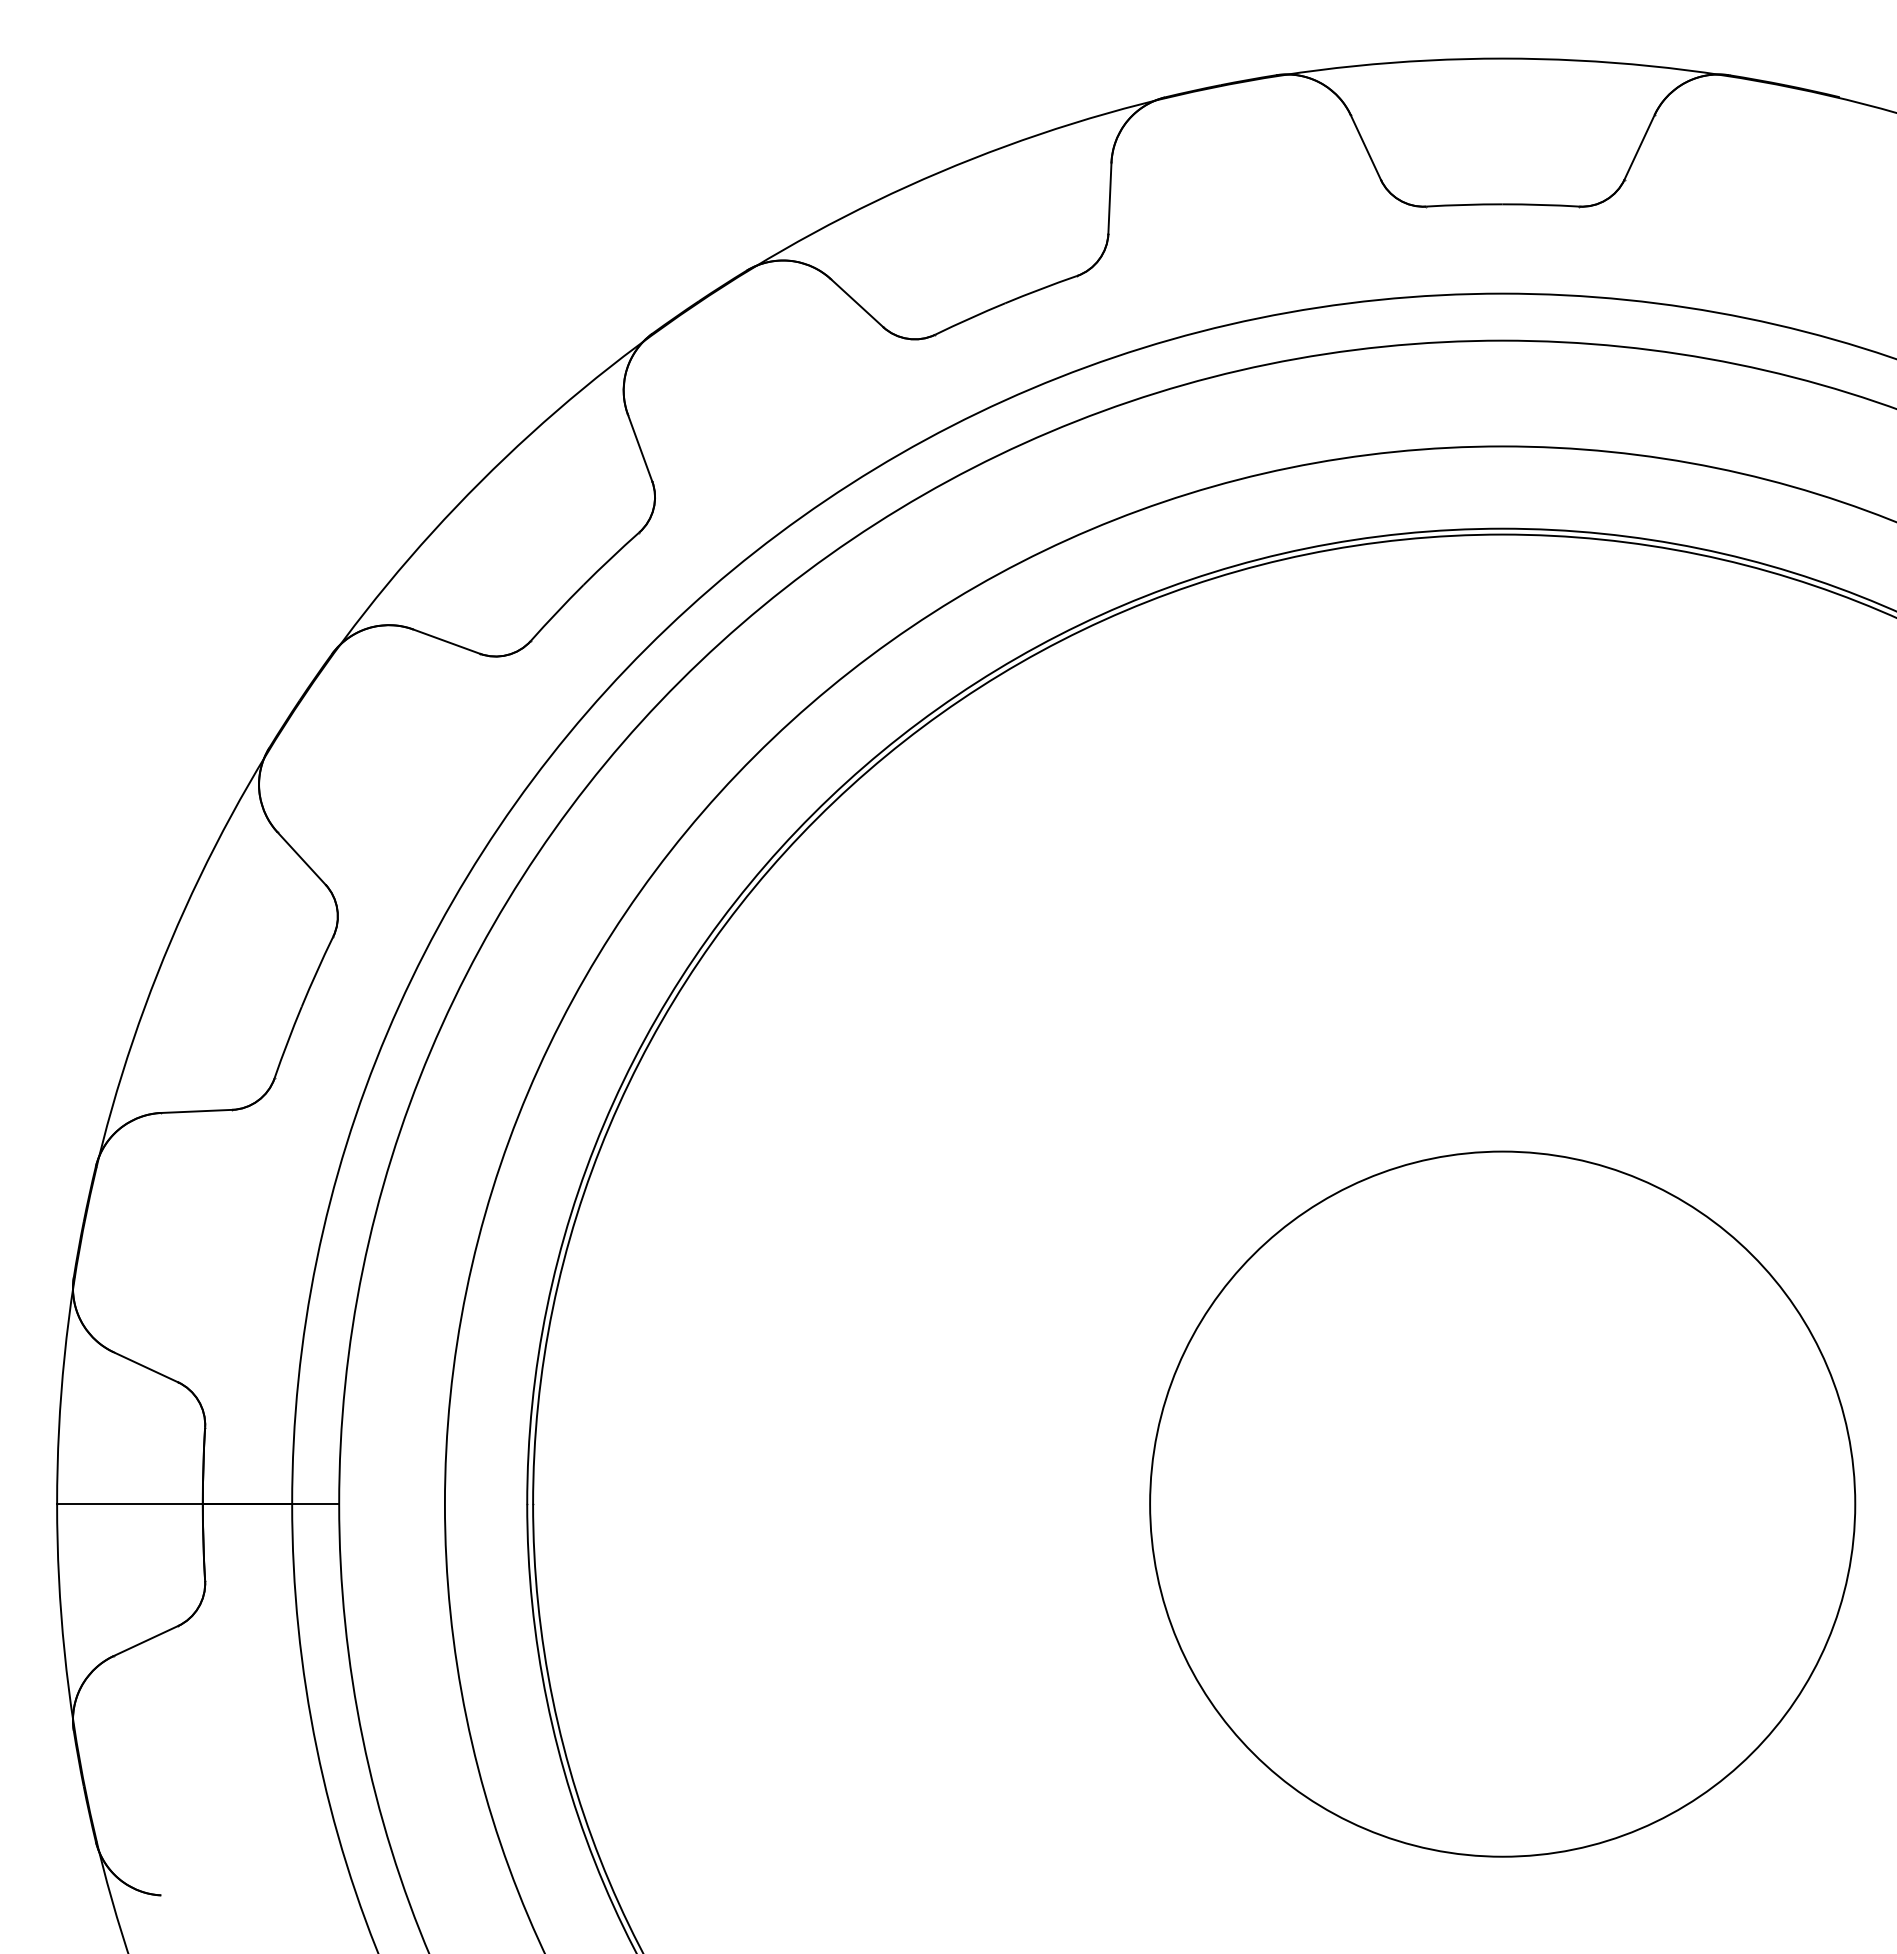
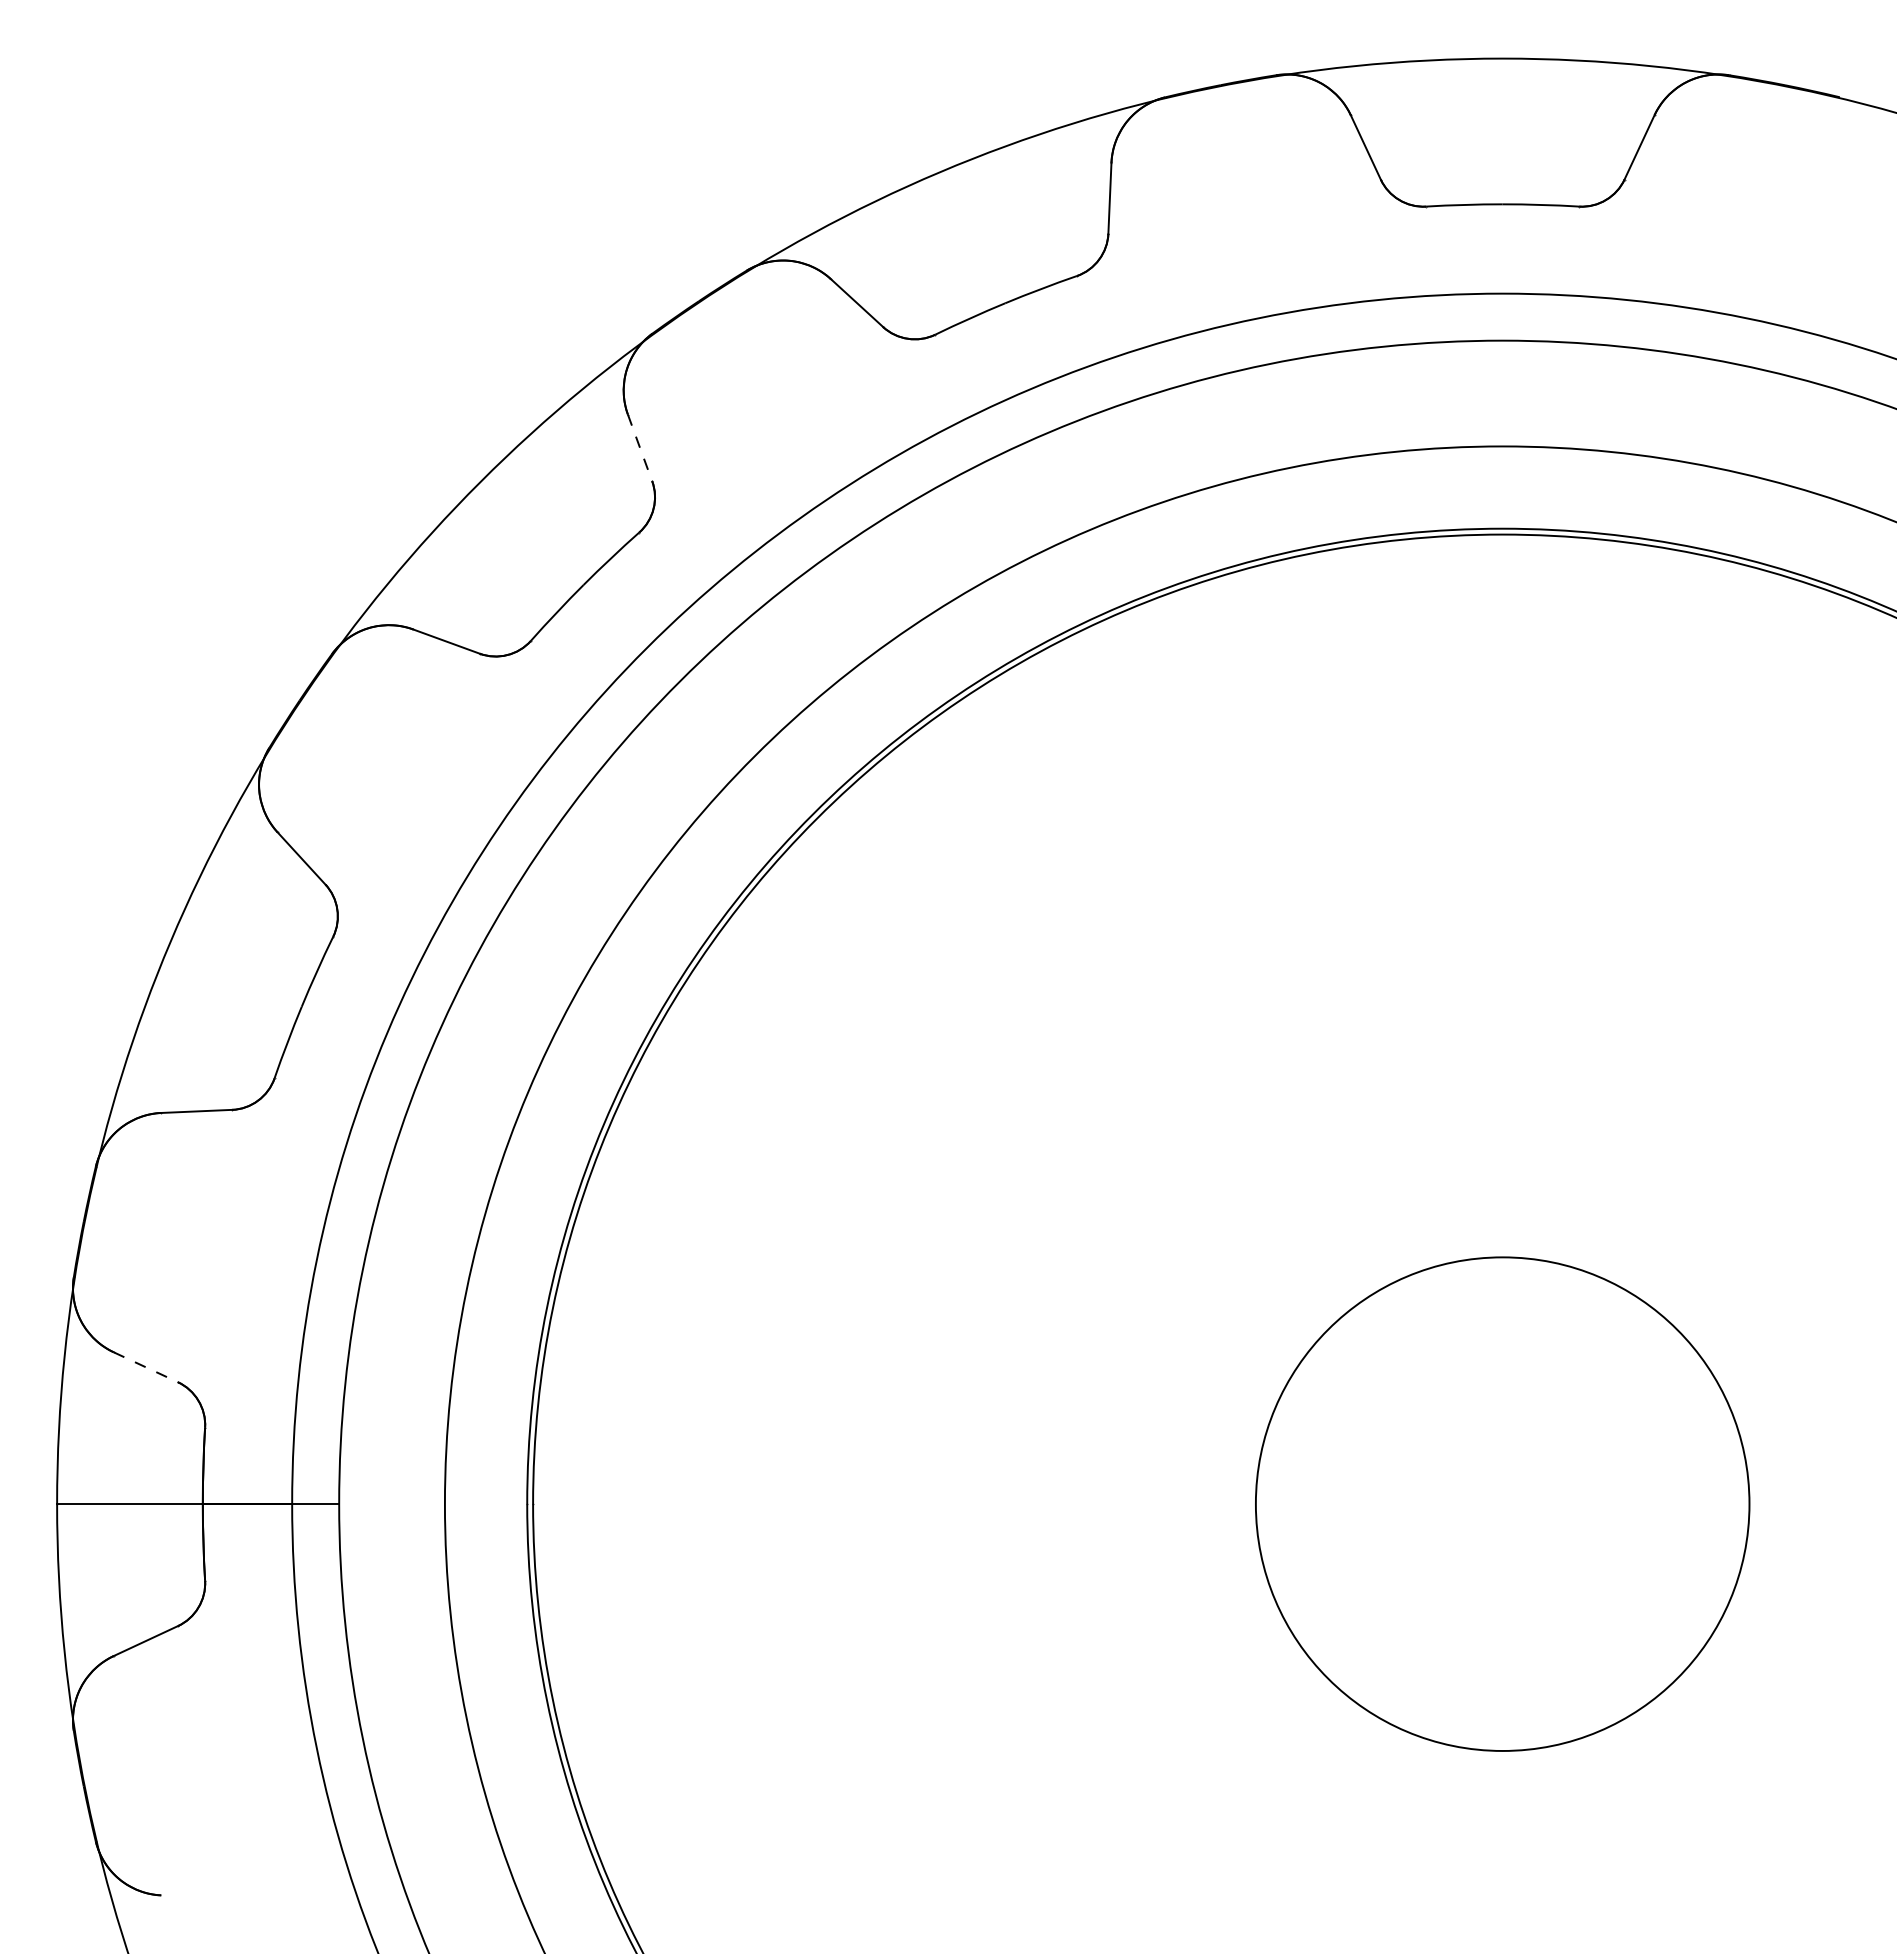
line: solid -> dashed (640, 447)
line: solid -> dashed (145, 1367)
circle diameter: 705 px -> 494 px (1502, 1503)
